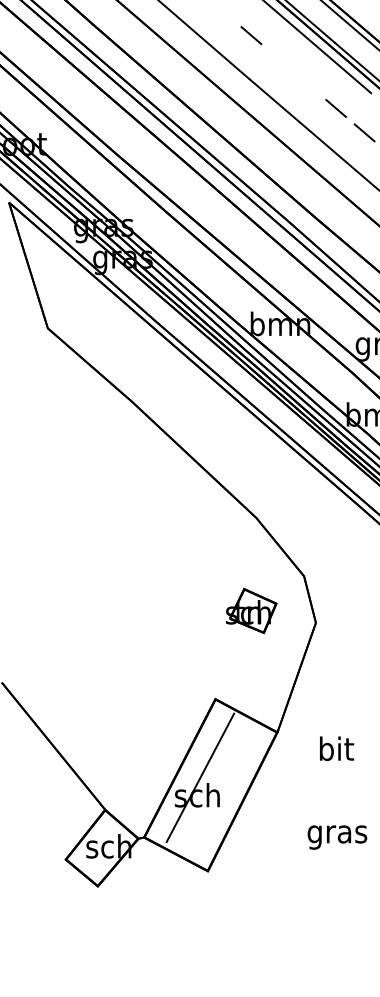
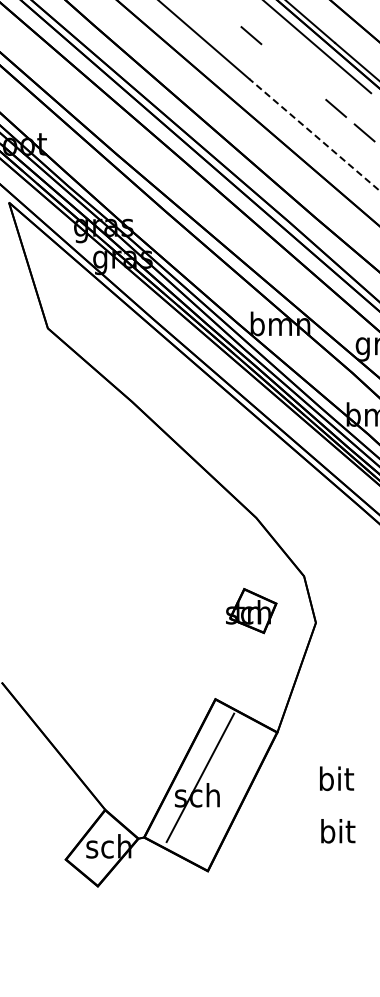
line: present -> none (349, 24)
line: solid -> dashed (314, 134)
text position: (337, 748) -> (337, 778) (337, 778)
text: gras -> bit (337, 834)
